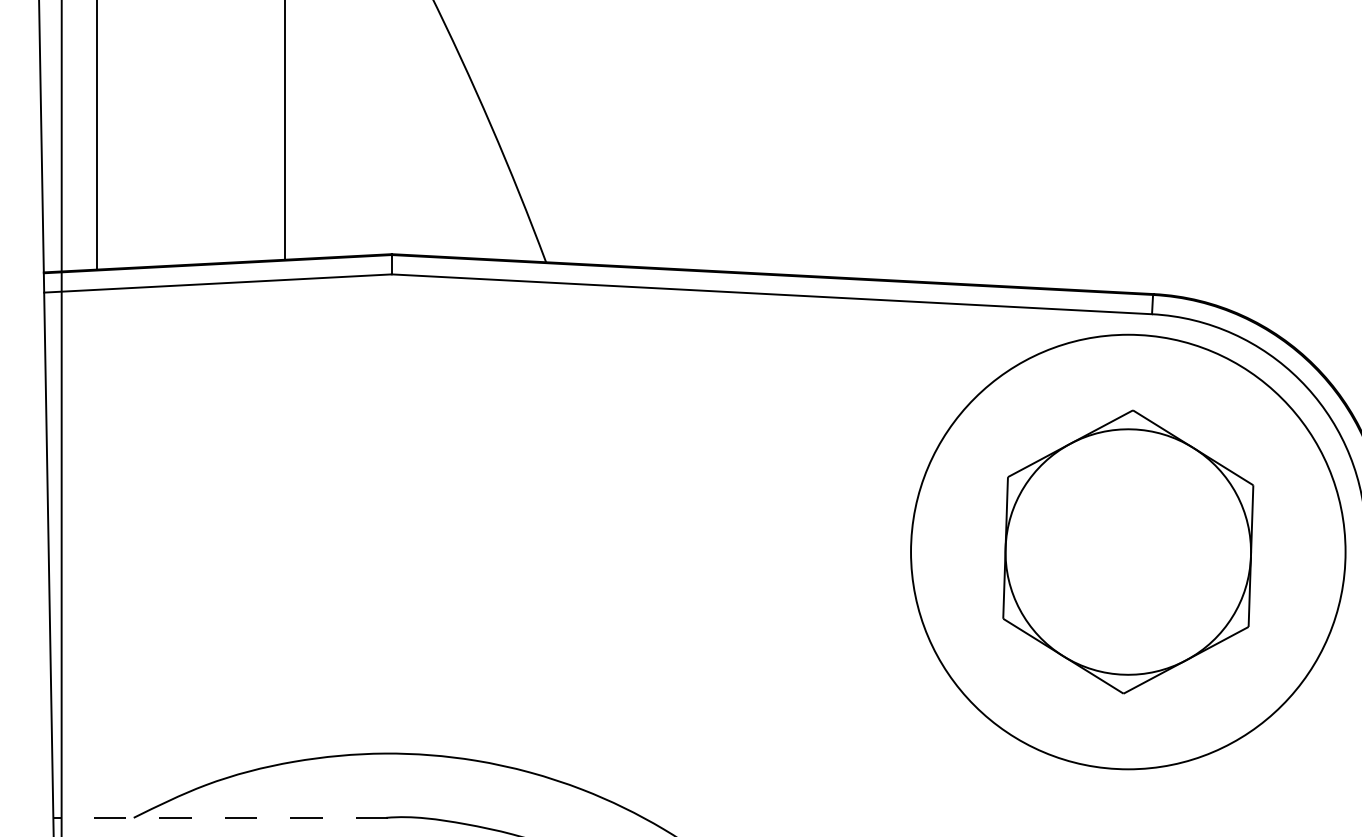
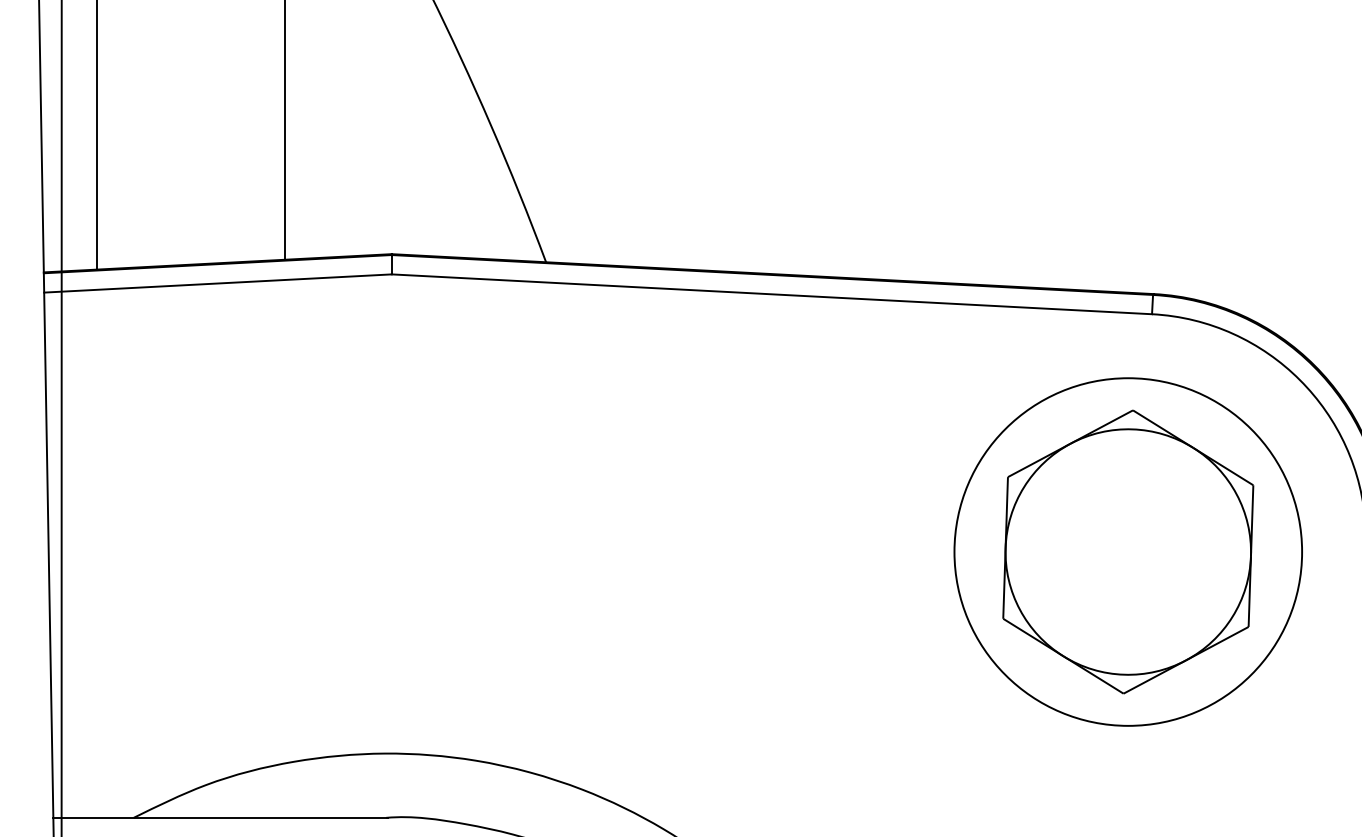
circle diameter: 435 px -> 348 px (1128, 551)
line: dashed -> solid (220, 817)
